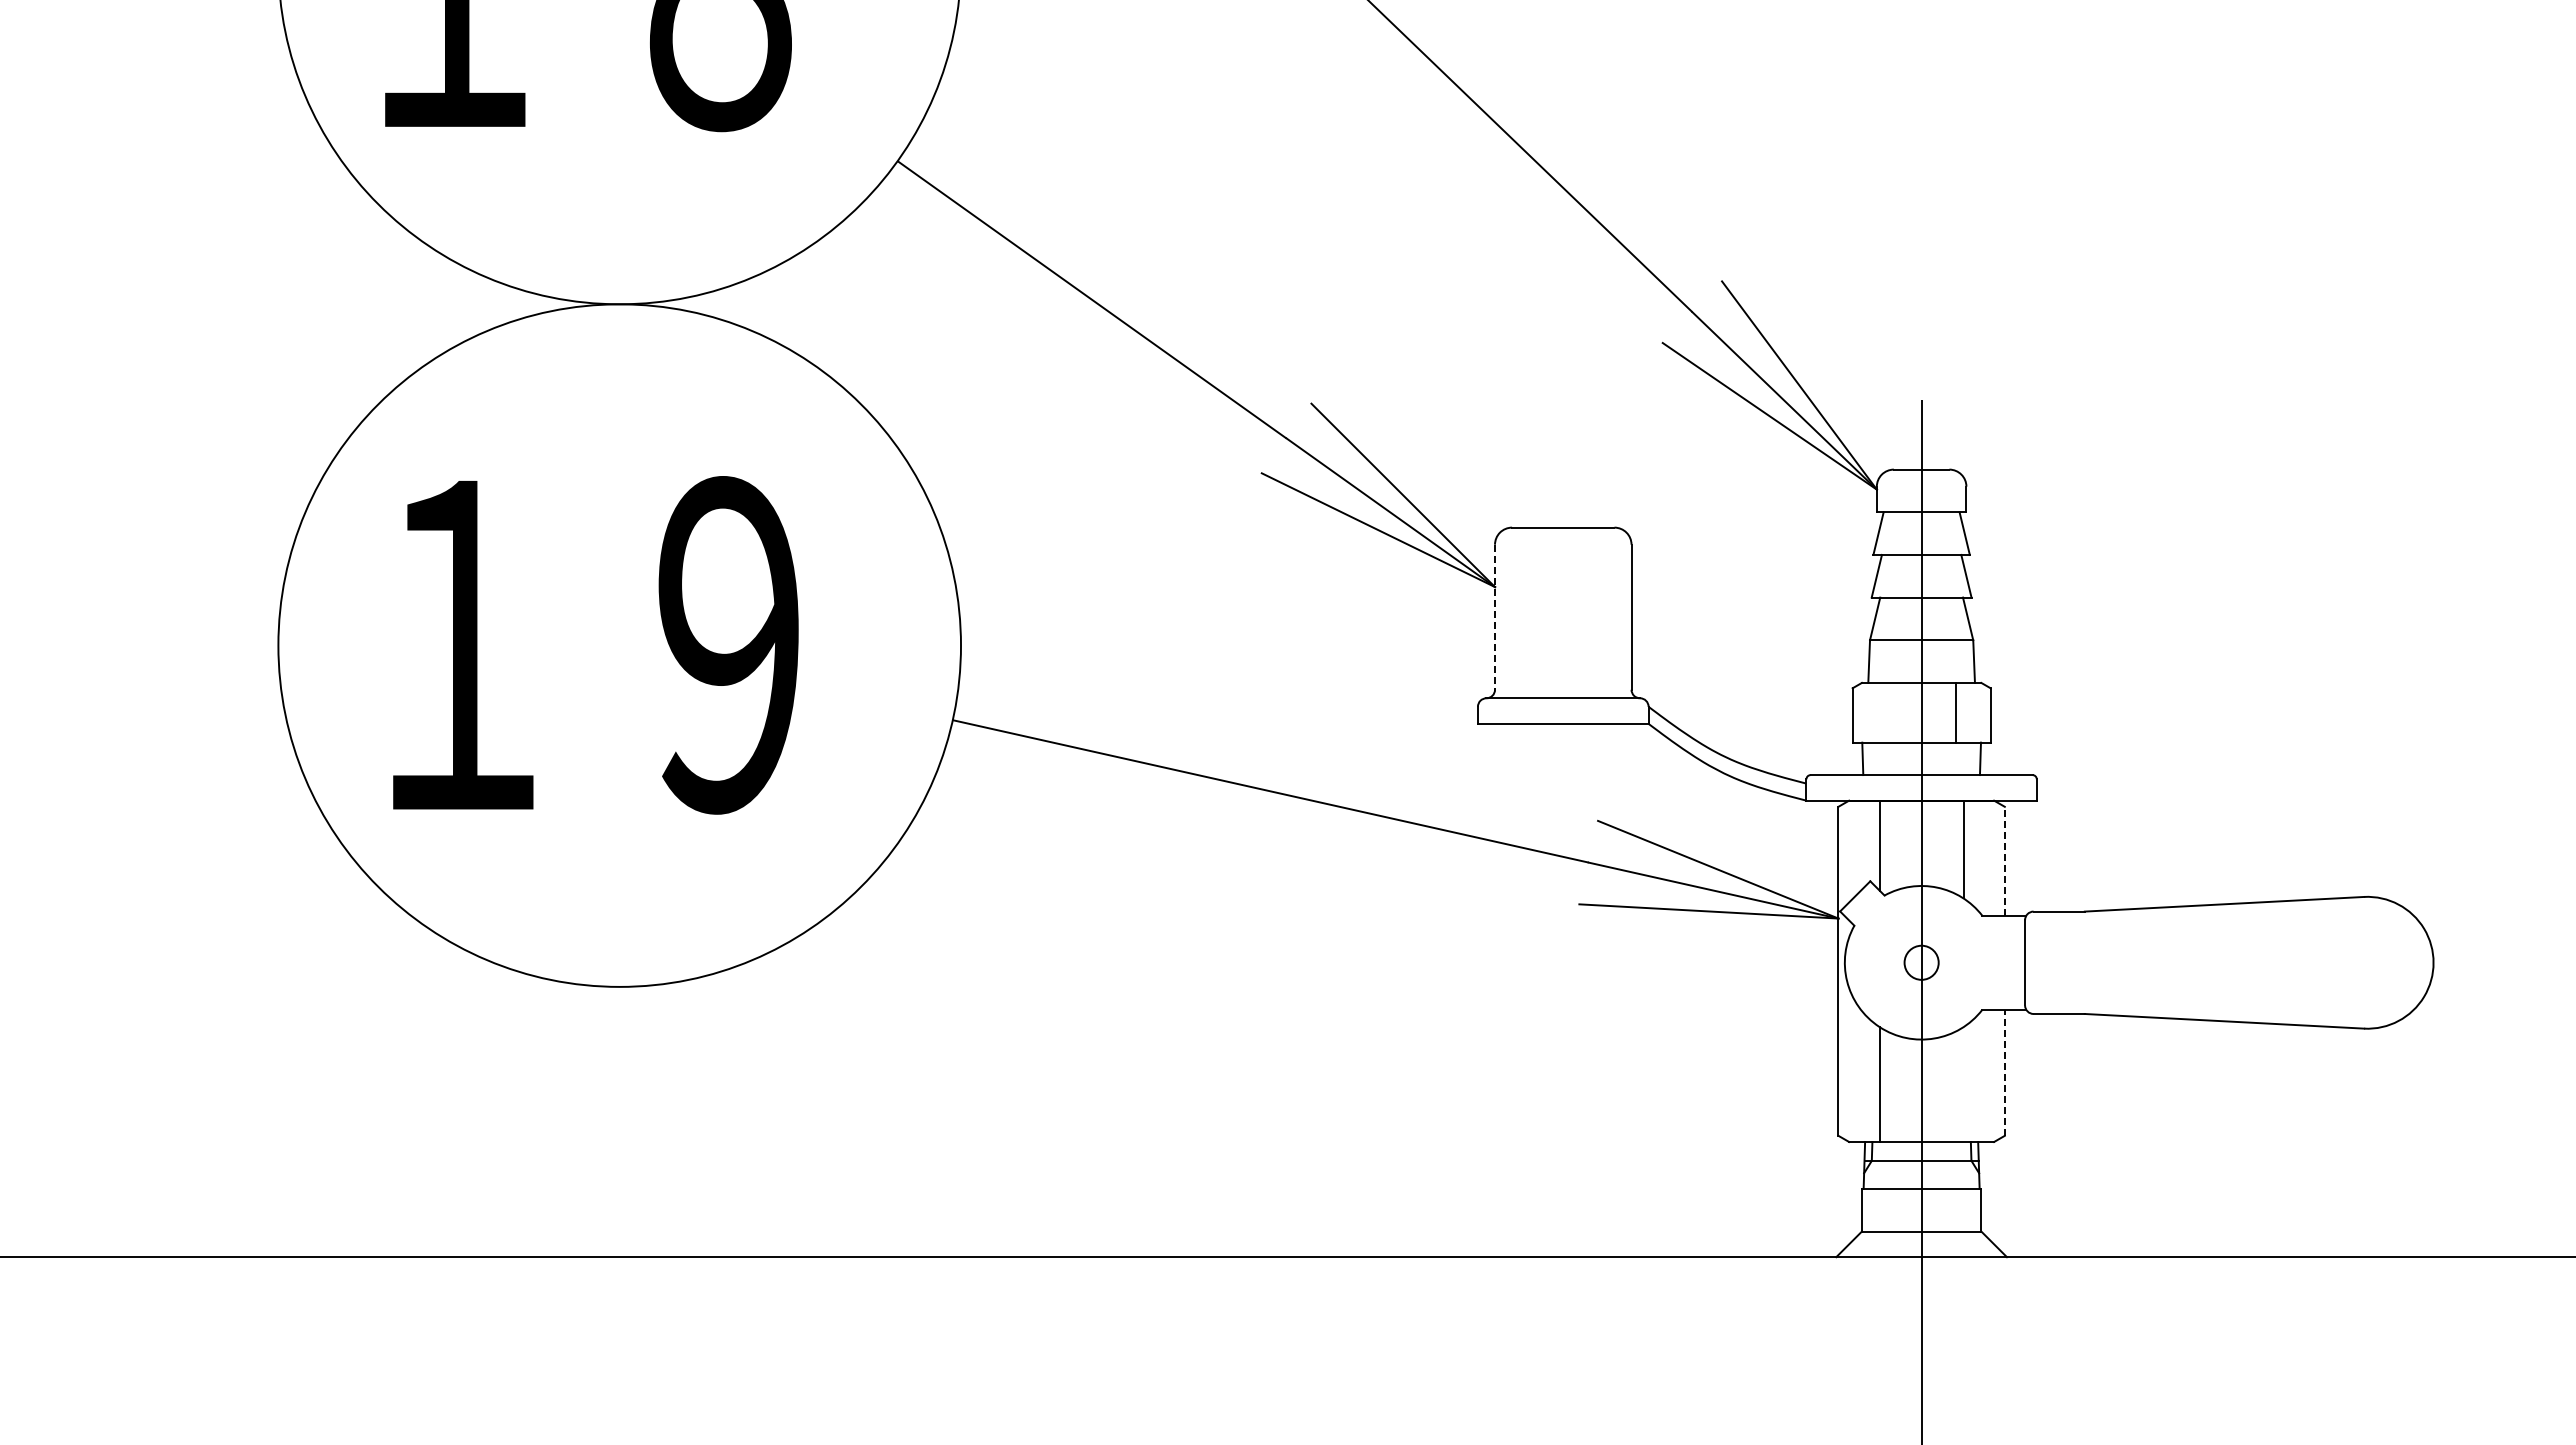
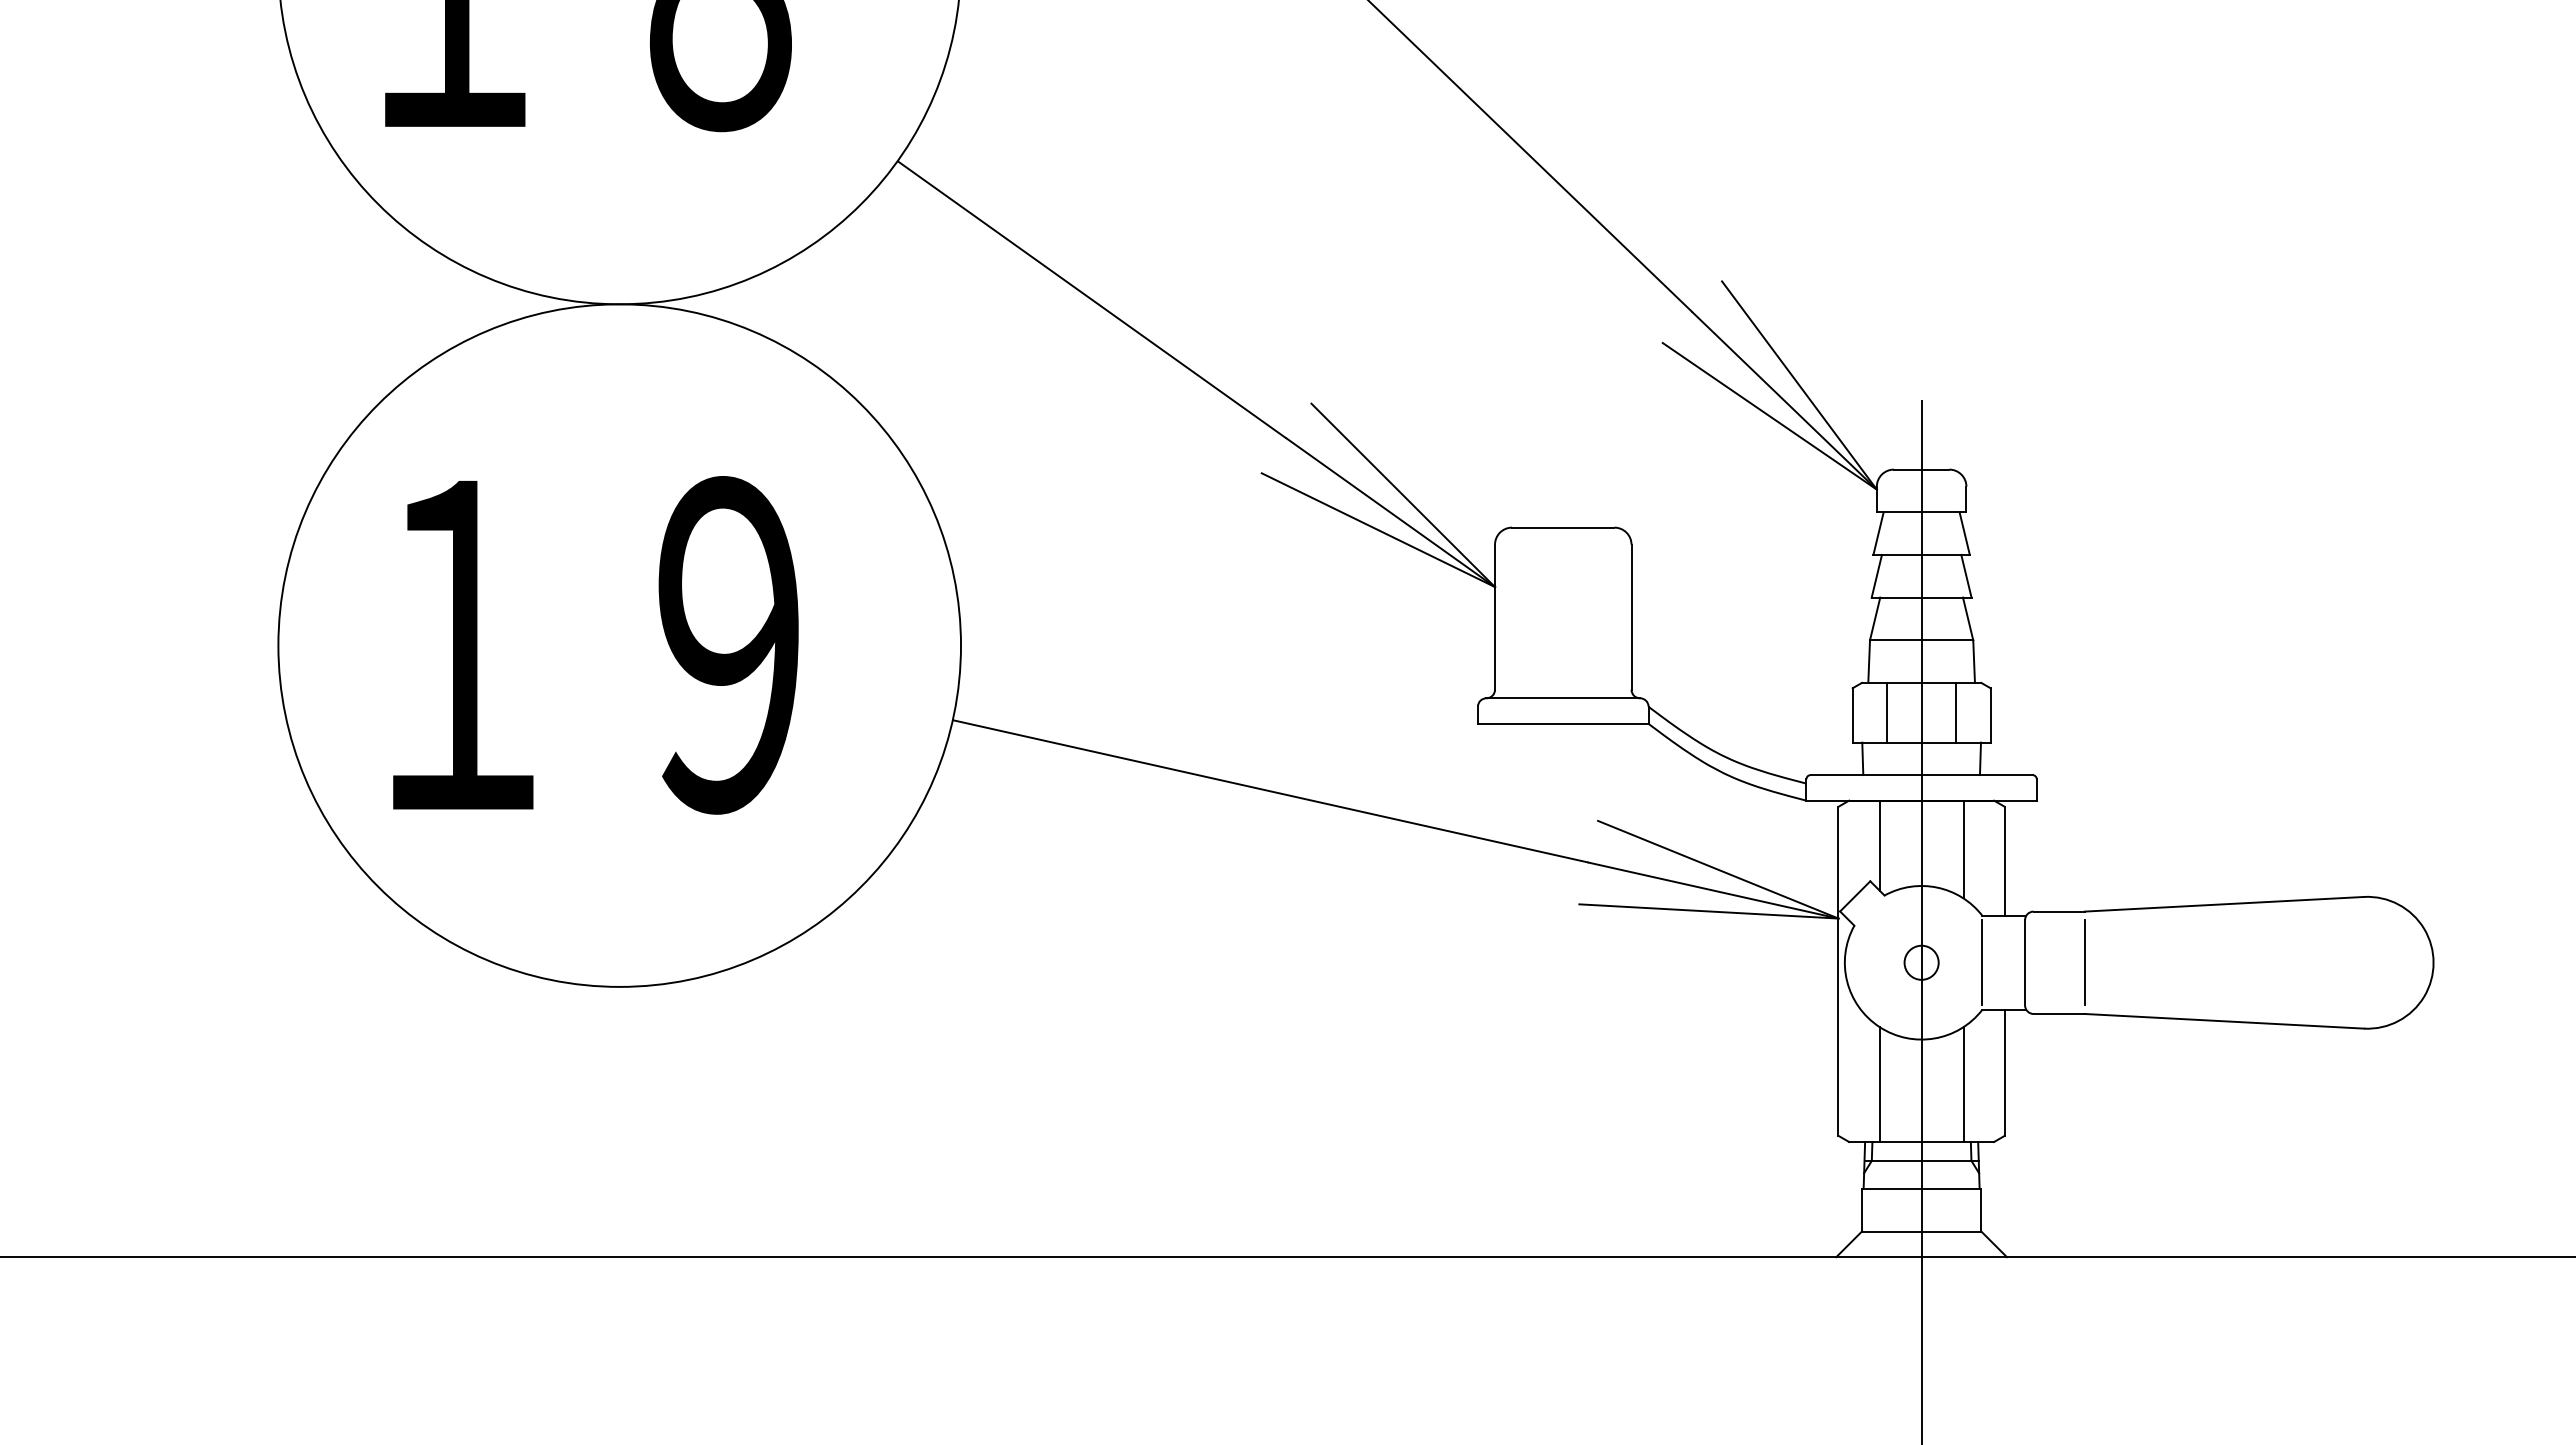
line: dashed -> solid (1495, 617)
line: none -> present (1887, 712)
line: dashed -> solid (2004, 861)
line: none -> present (1982, 962)
line: none -> present (2084, 962)
line: dashed -> solid (2004, 1072)
line: none -> present (1963, 1084)
